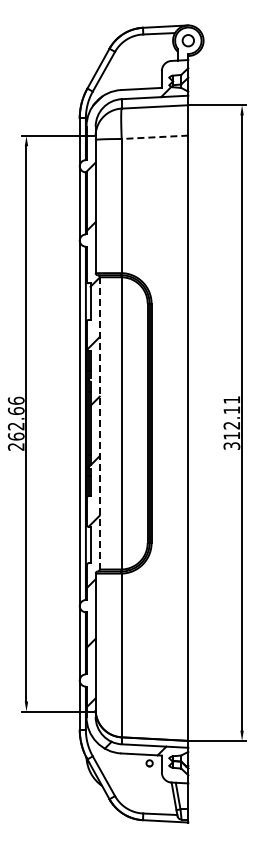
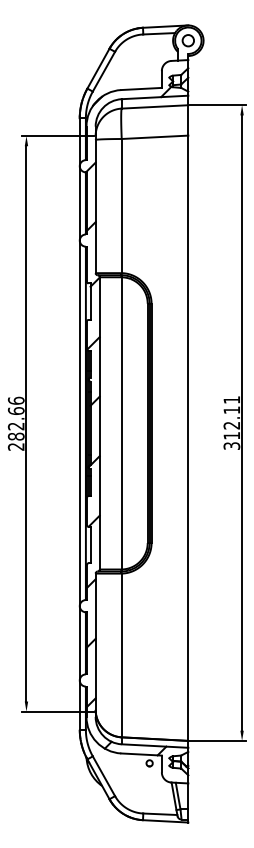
line: dashed -> solid (154, 137)
line: dashed -> solid (99, 422)
text: 262.66 -> 282.66 (15, 436)
